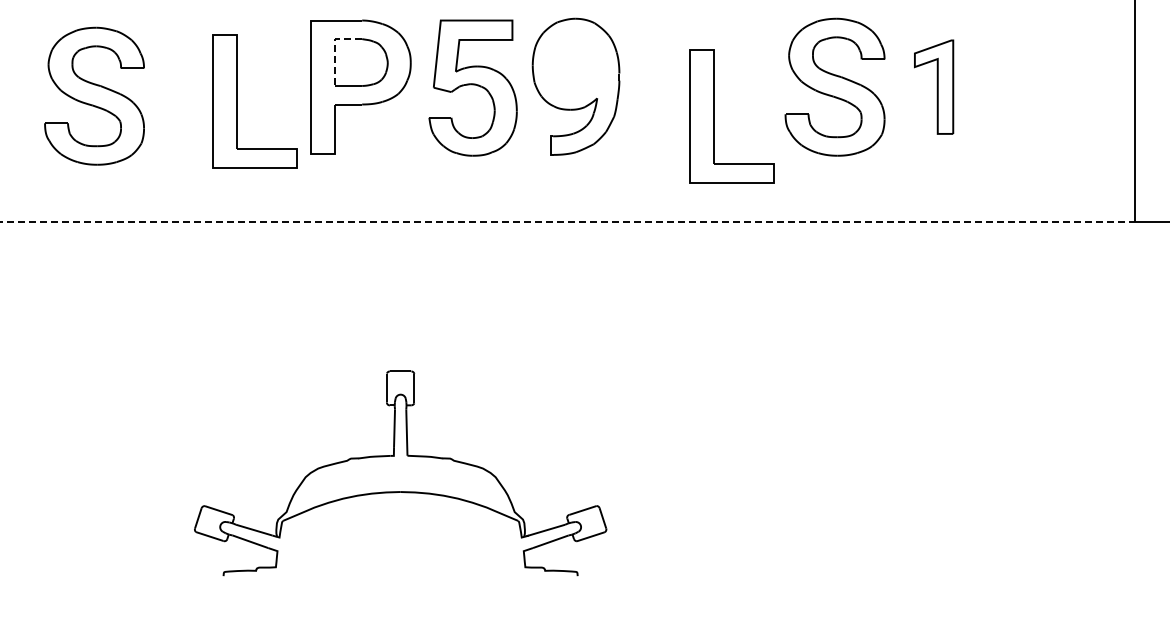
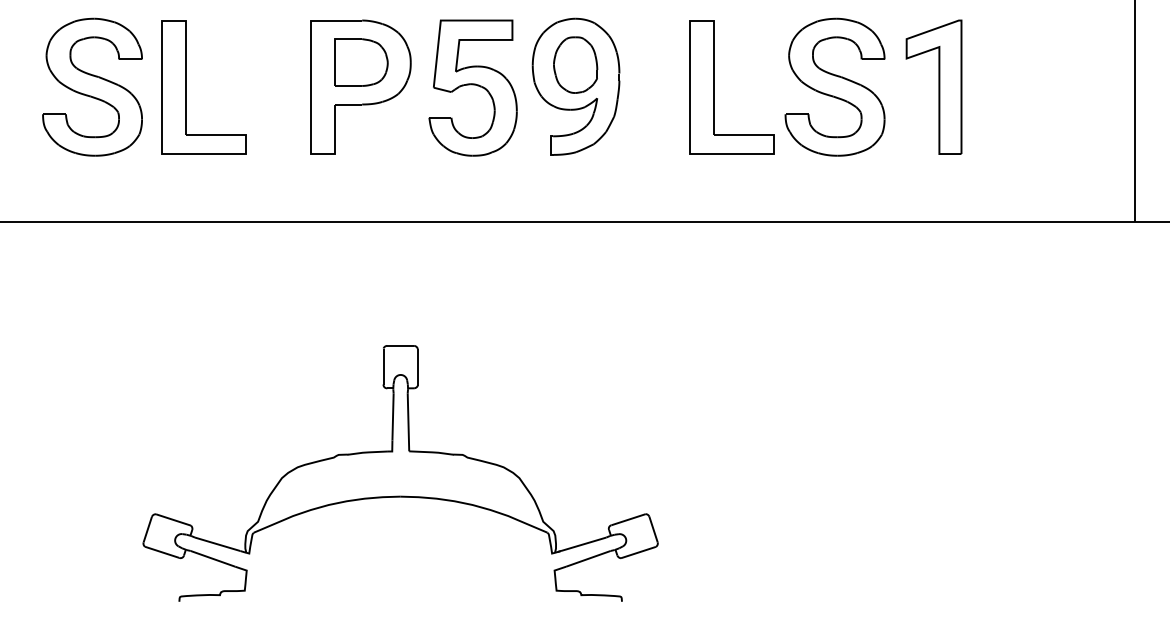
line: dashed -> solid (334, 48)
part: none -> present (575, 64)
part size: 41x96 px -> 58x136 px (933, 86)
part position: (94, 95) -> (92, 86) (92, 86)
part position: (237, 101) -> (186, 87) (186, 87)
part position: (714, 116) -> (714, 87) (714, 87)
line: dashed -> solid (568, 222)
part size: 414x207 px -> 517x257 px (400, 473)
